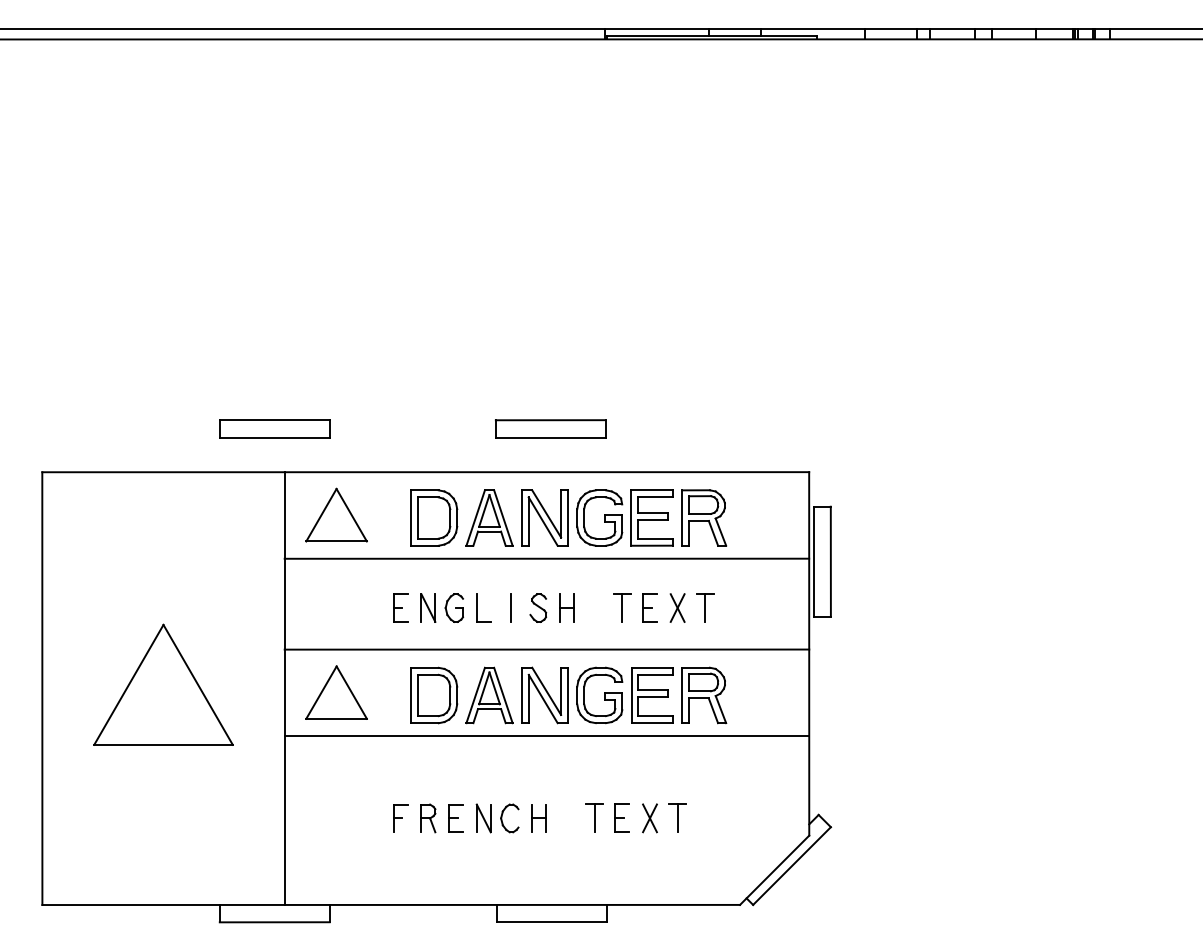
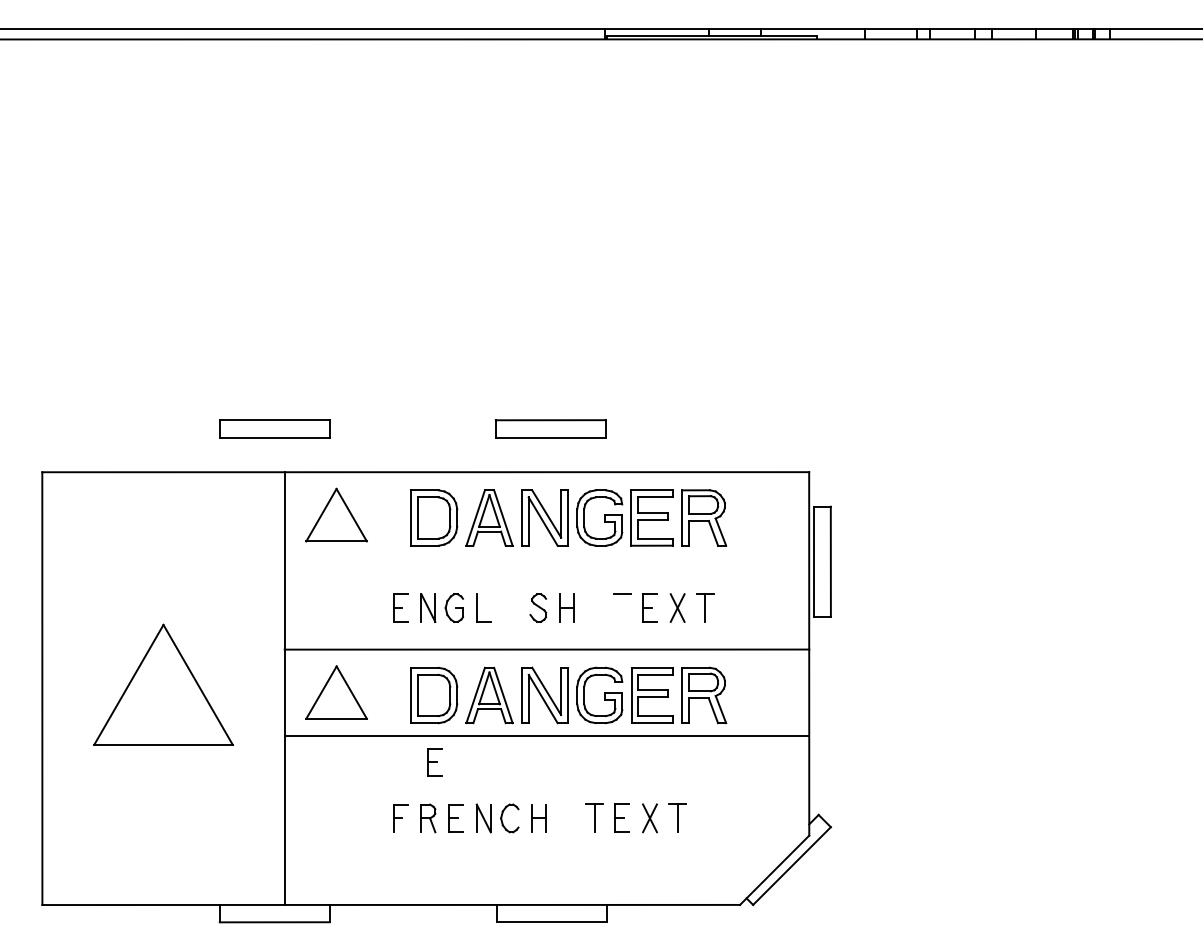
line: present -> none (546, 558)
line: present -> none (511, 607)
line: present -> none (622, 607)
part: none -> present (434, 762)
